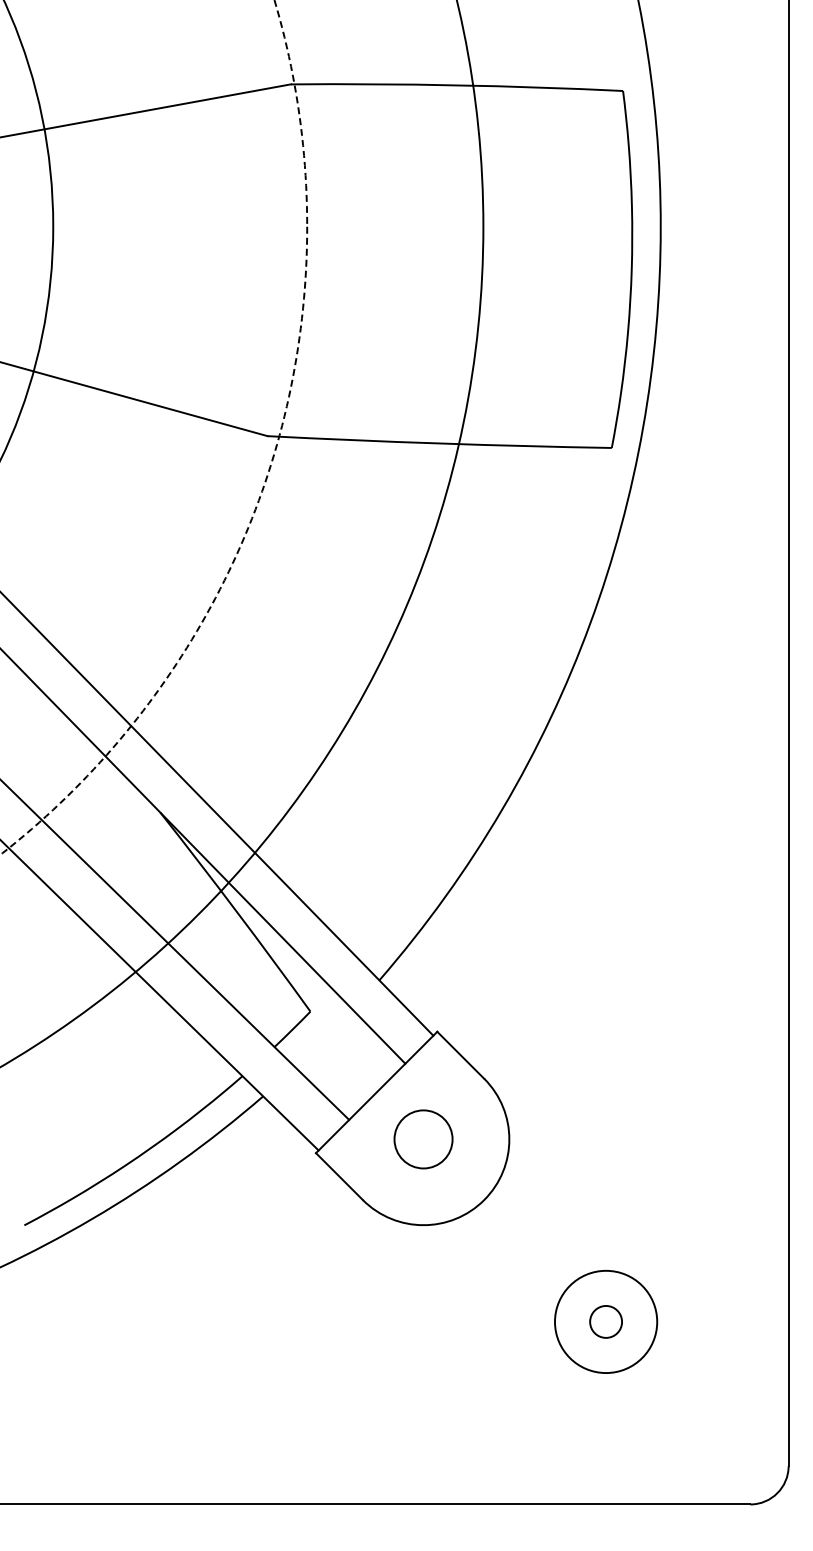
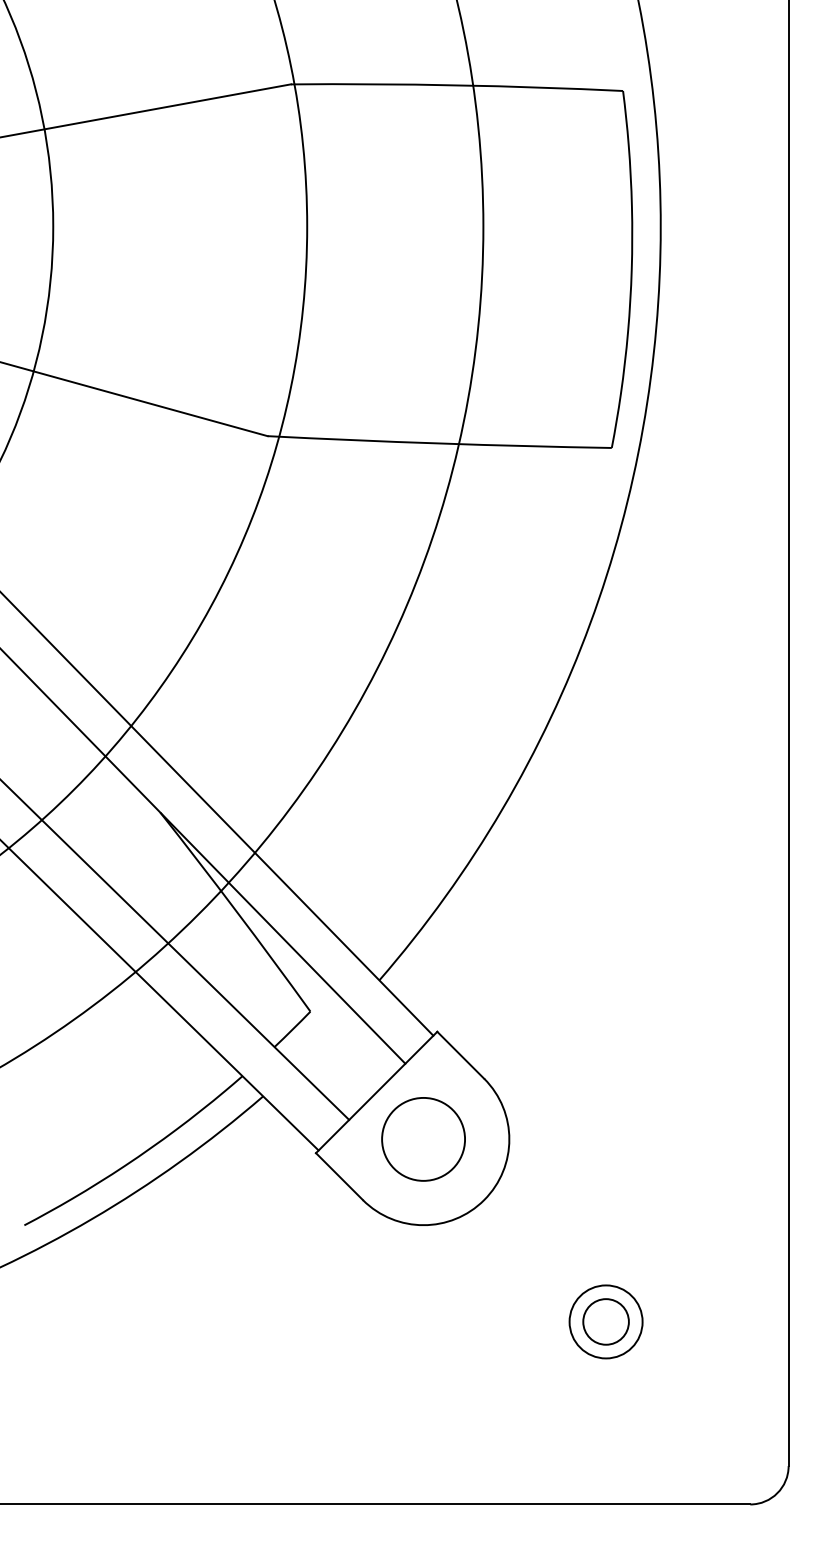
circle: dashed -> solid (153, 427)
circle size: 61x61 px -> 85x85 px (423, 1139)
circle diameter: 102 px -> 73 px (605, 1321)
circle diameter: 32 px -> 46 px (605, 1321)
